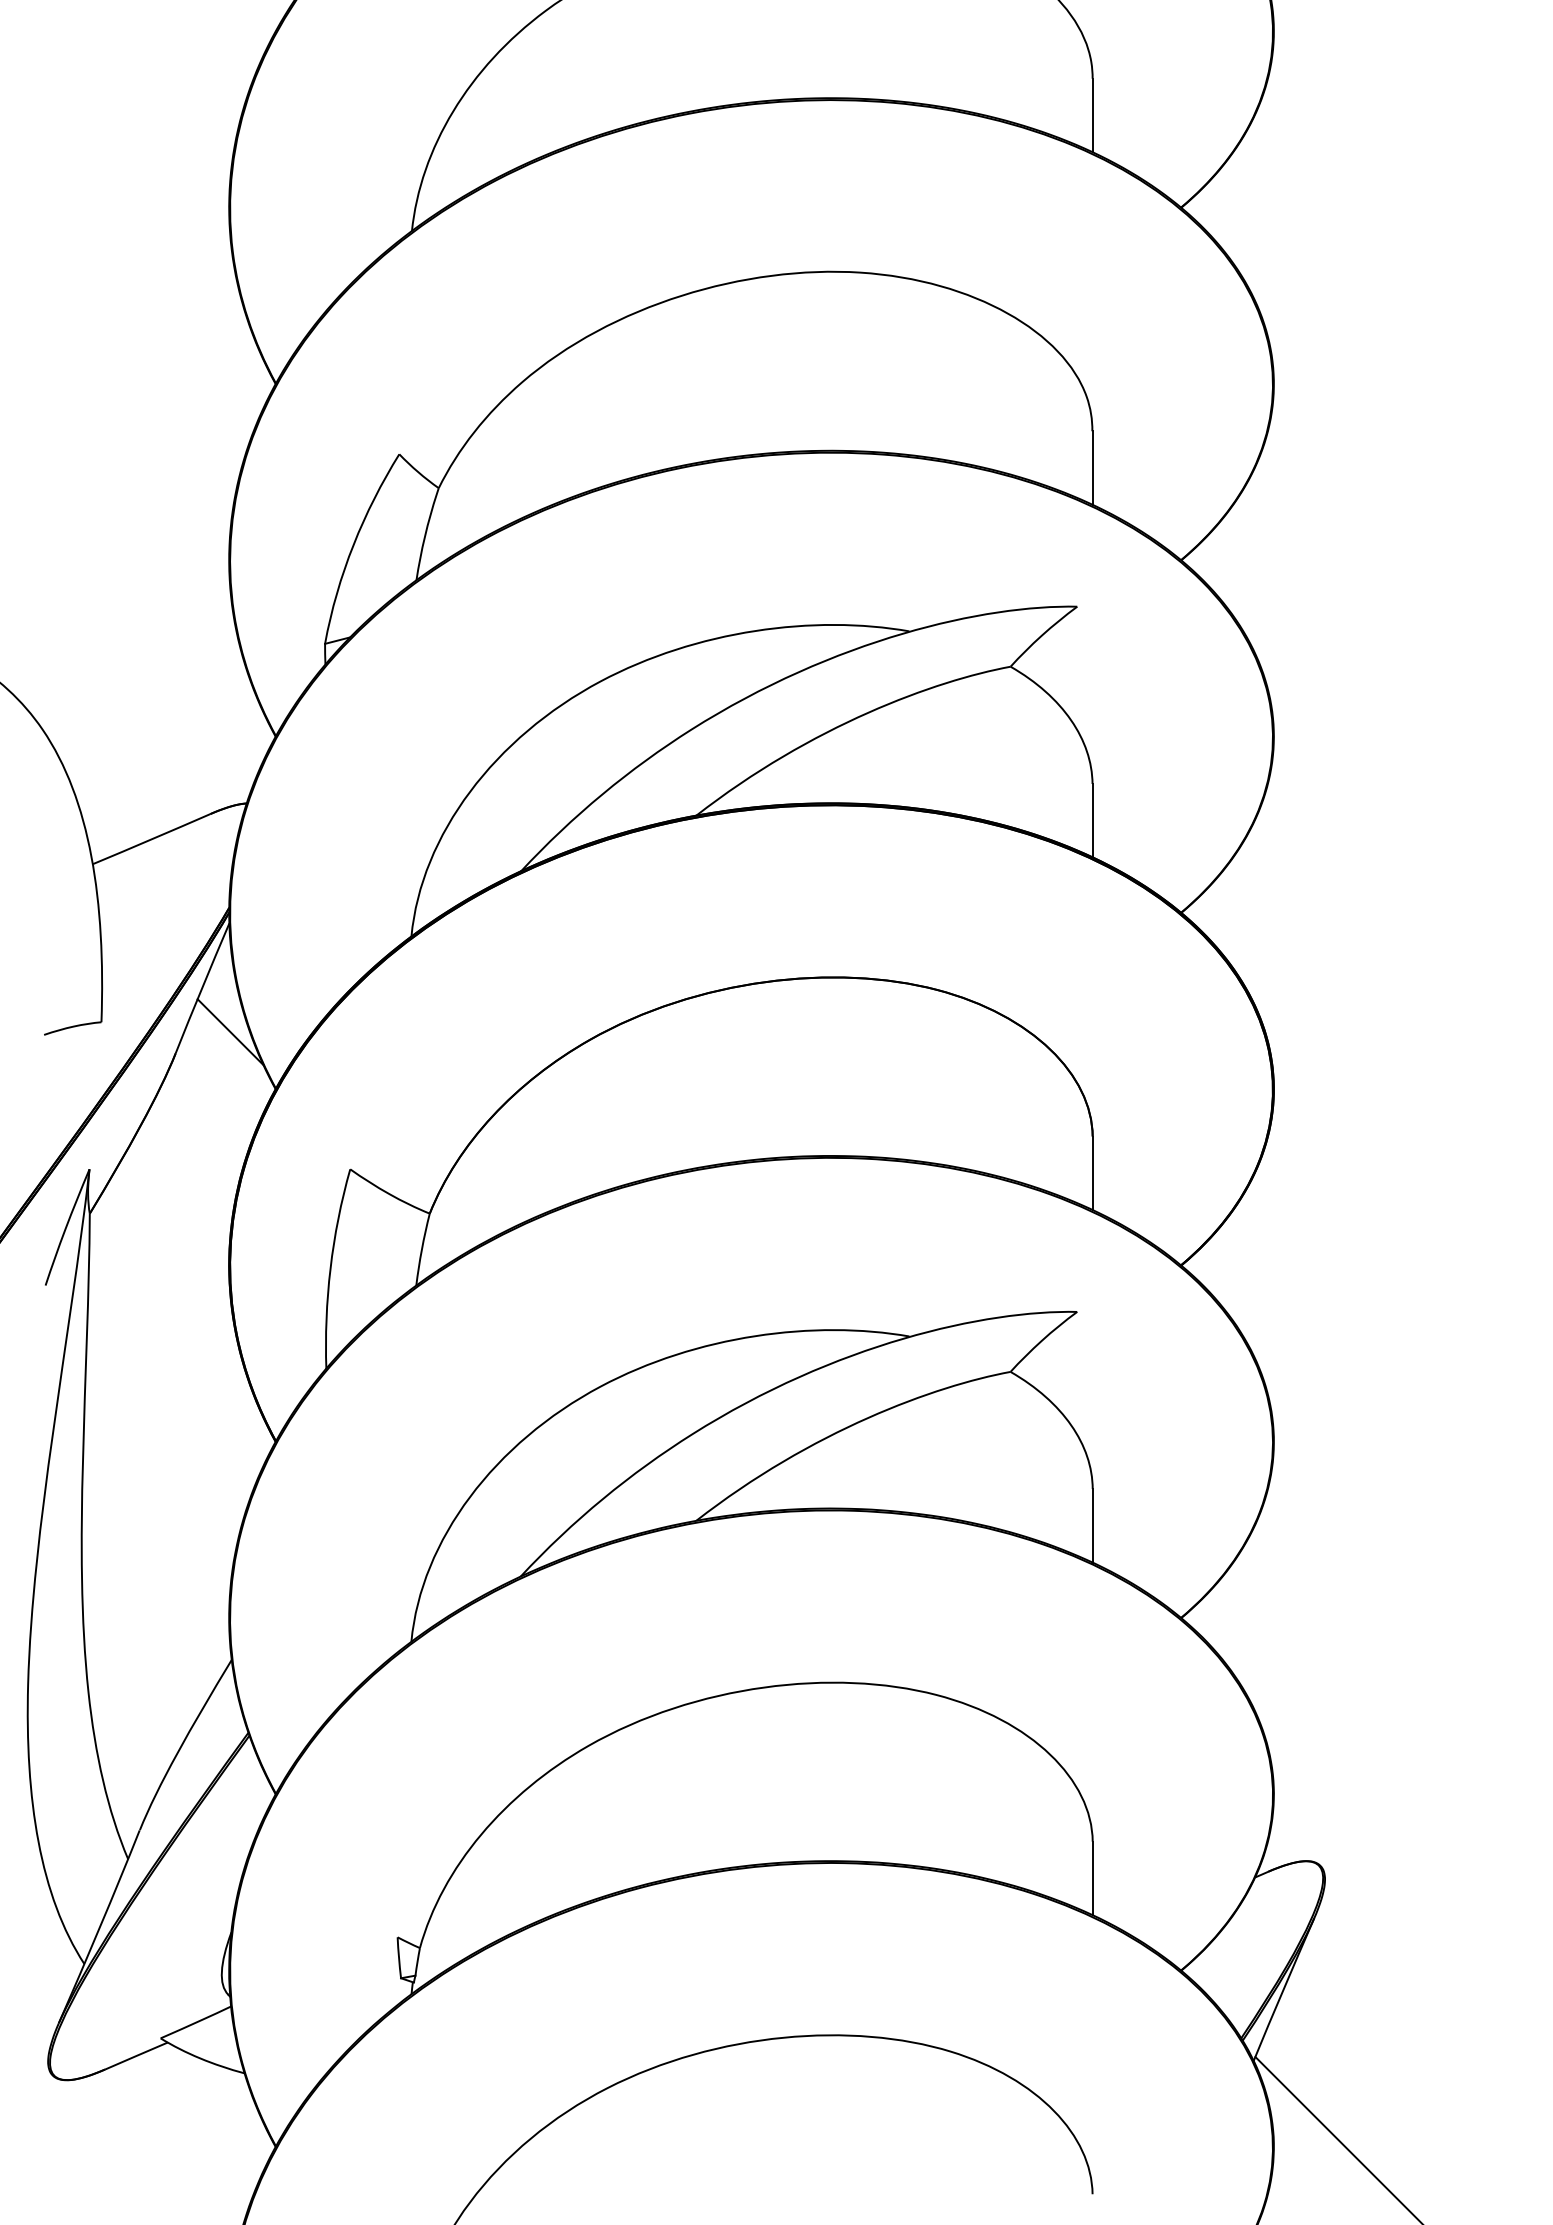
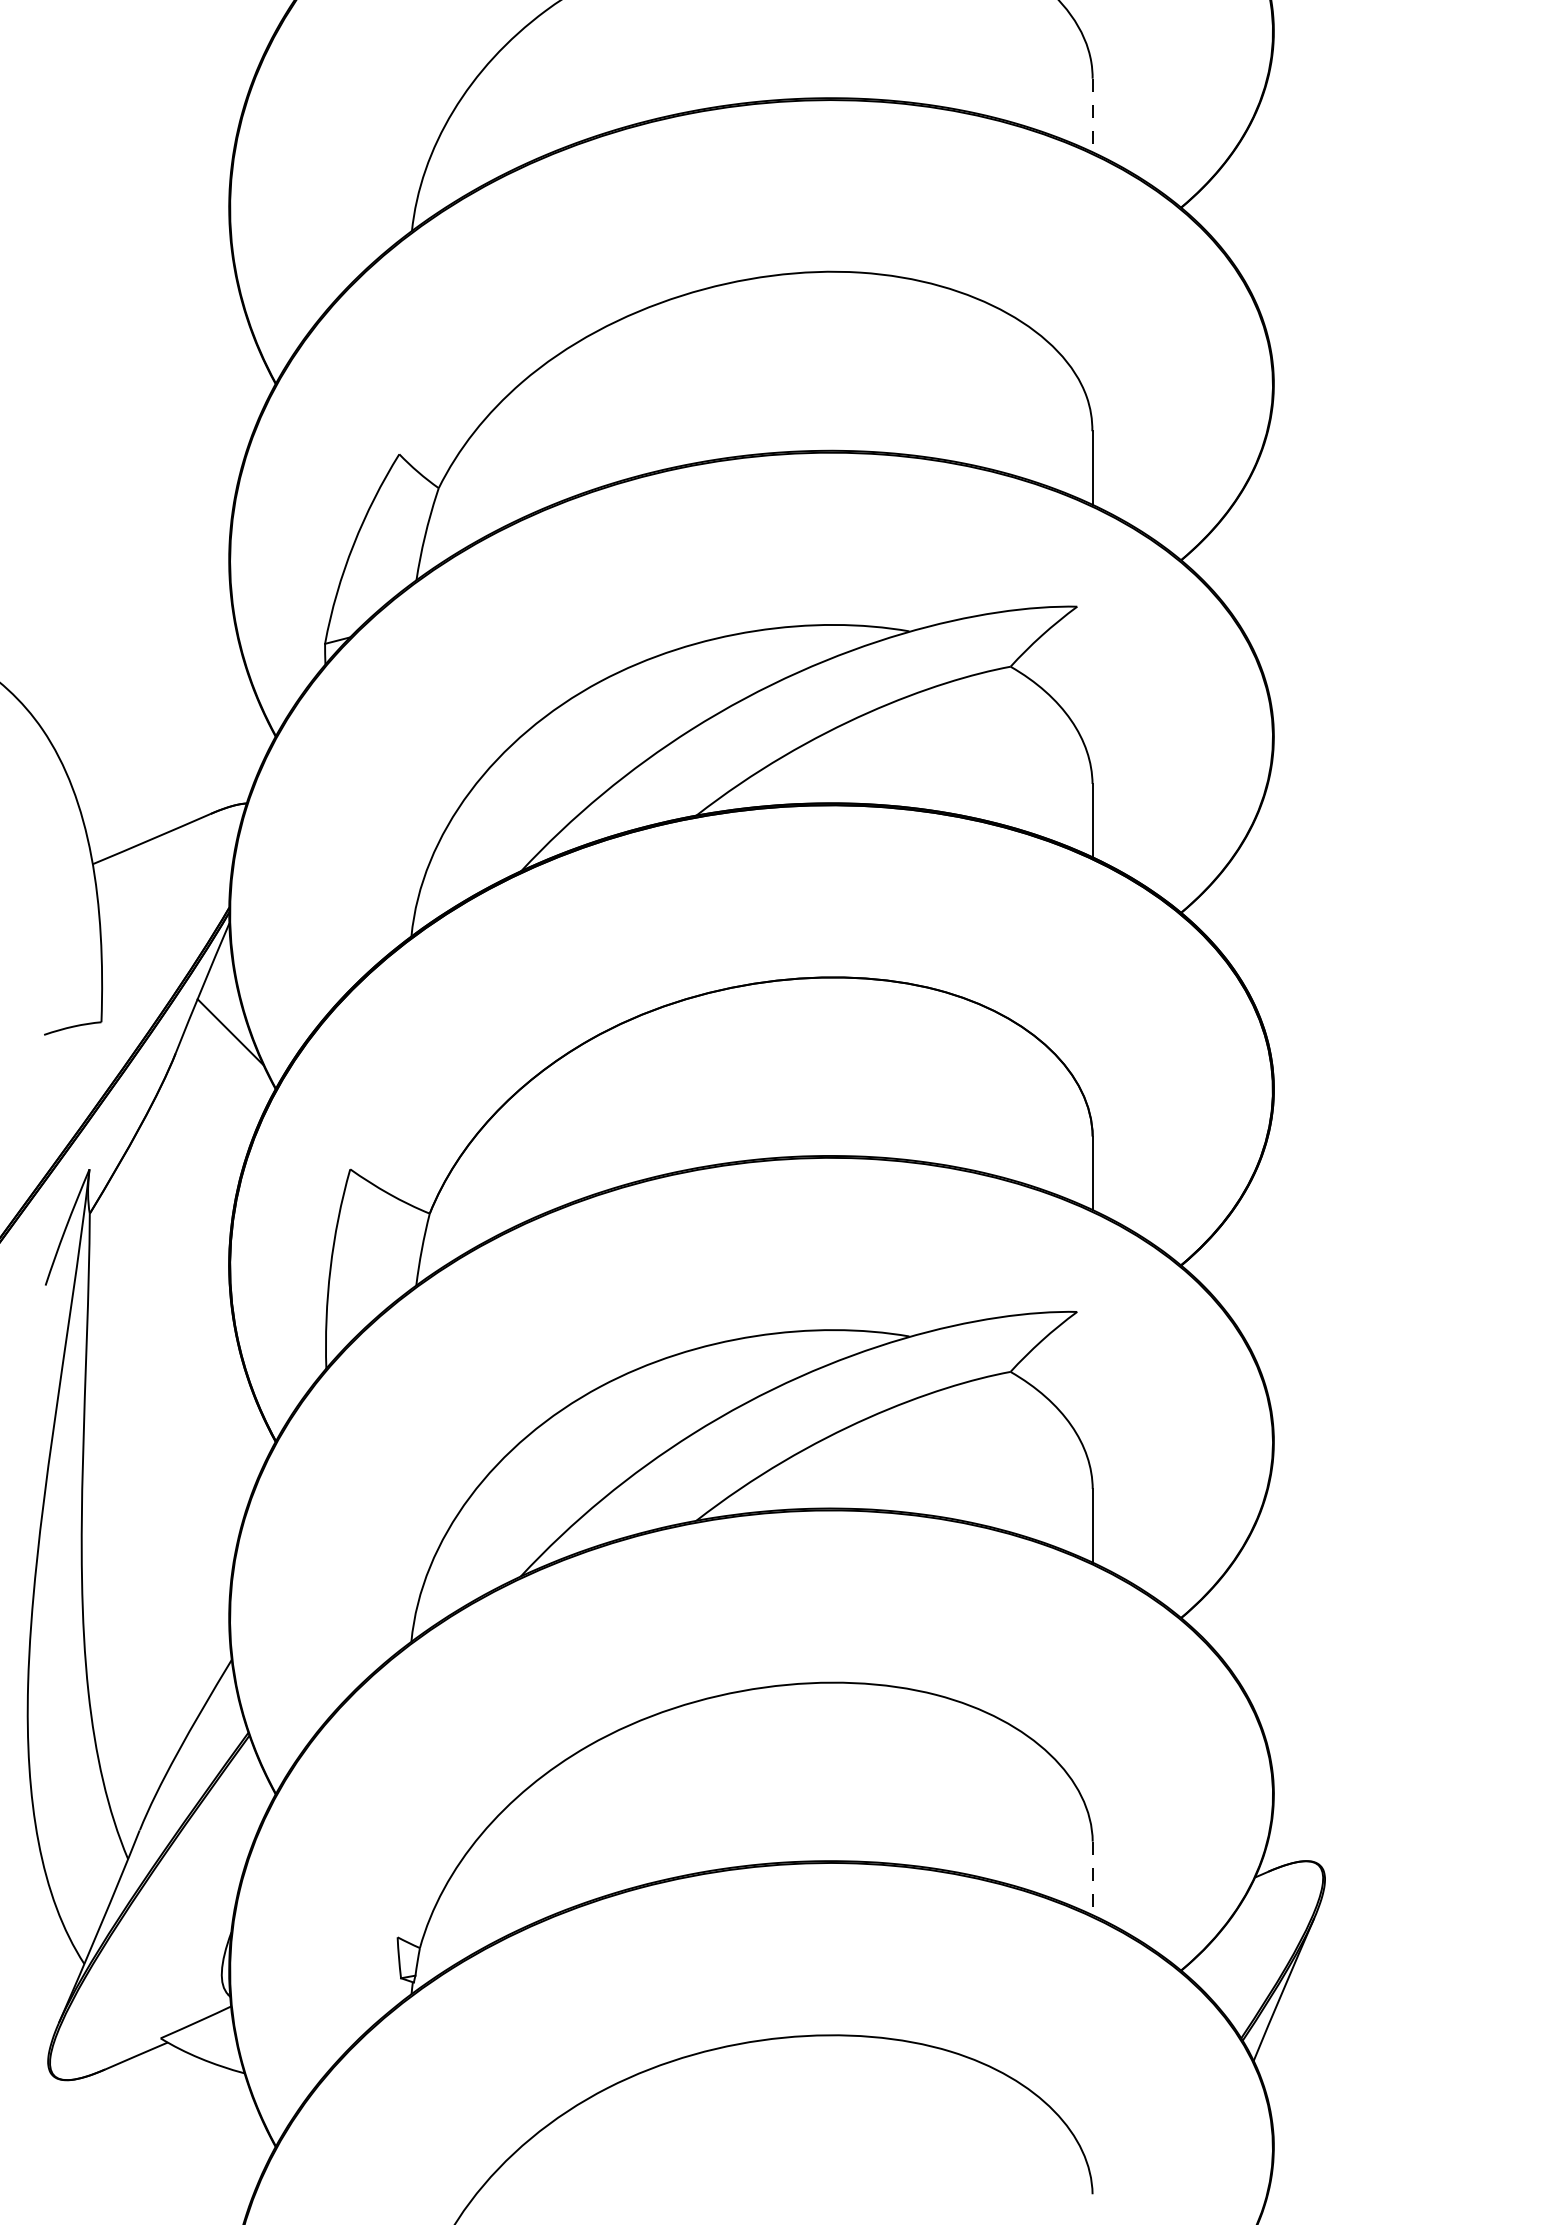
line: solid -> dashed (1092, 115)
line: solid -> dashed (1092, 1878)
line: present -> none (1337, 2139)
